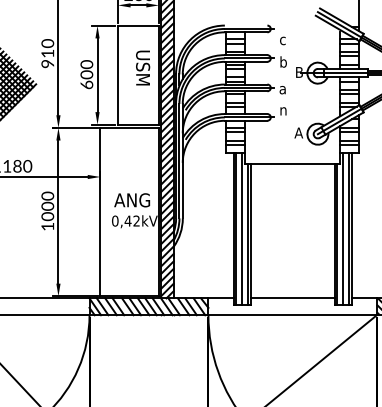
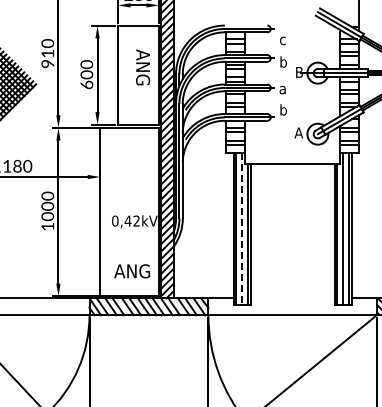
text: USM -> ANG (143, 67)
text: n -> b (283, 109)
text position: (132, 200) -> (132, 271) (132, 271)
line: solid -> dashed (242, 228)
line: present -> none (292, 298)
